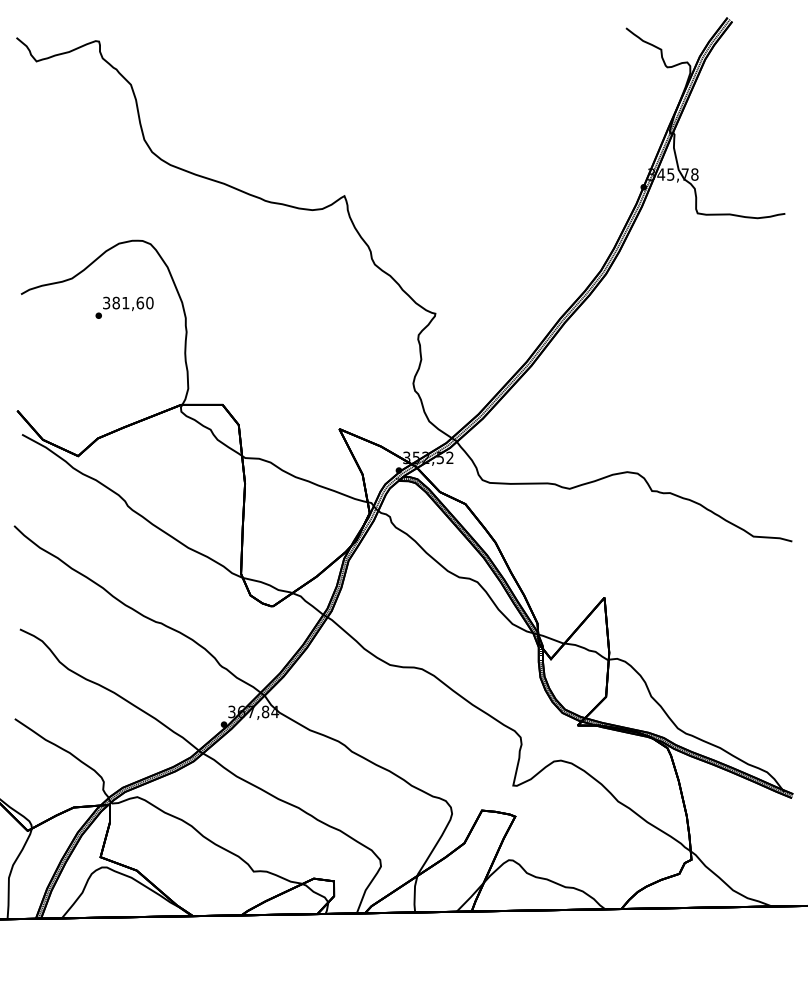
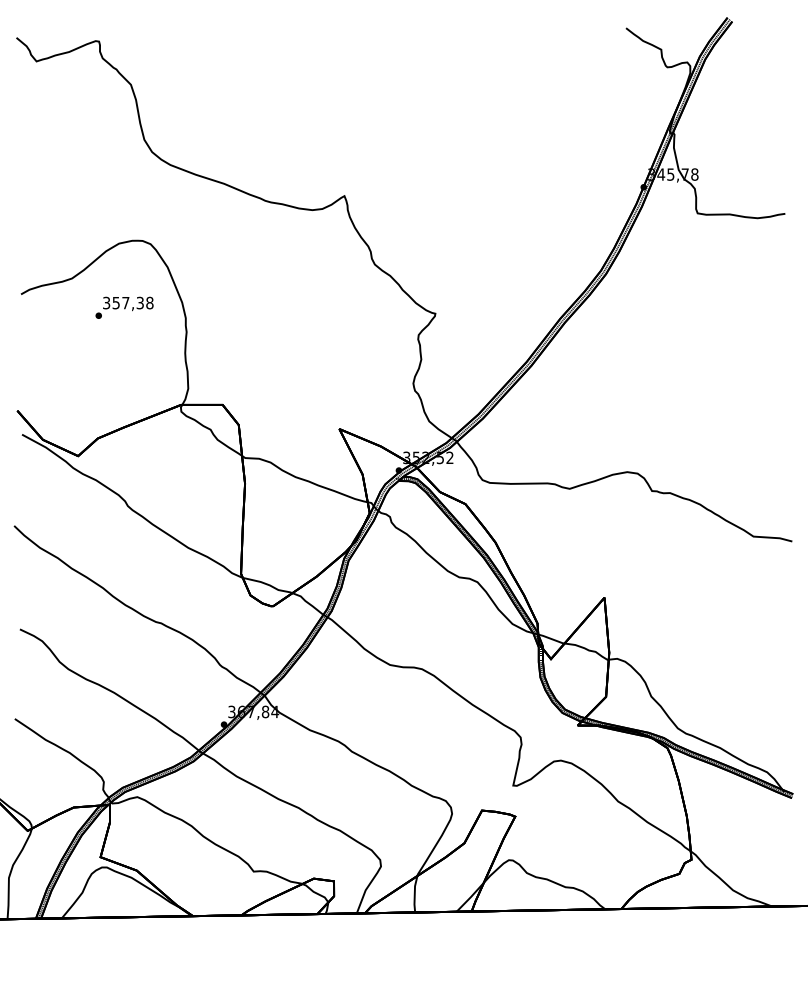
text: 381,60 -> 357,38 (132, 302)
